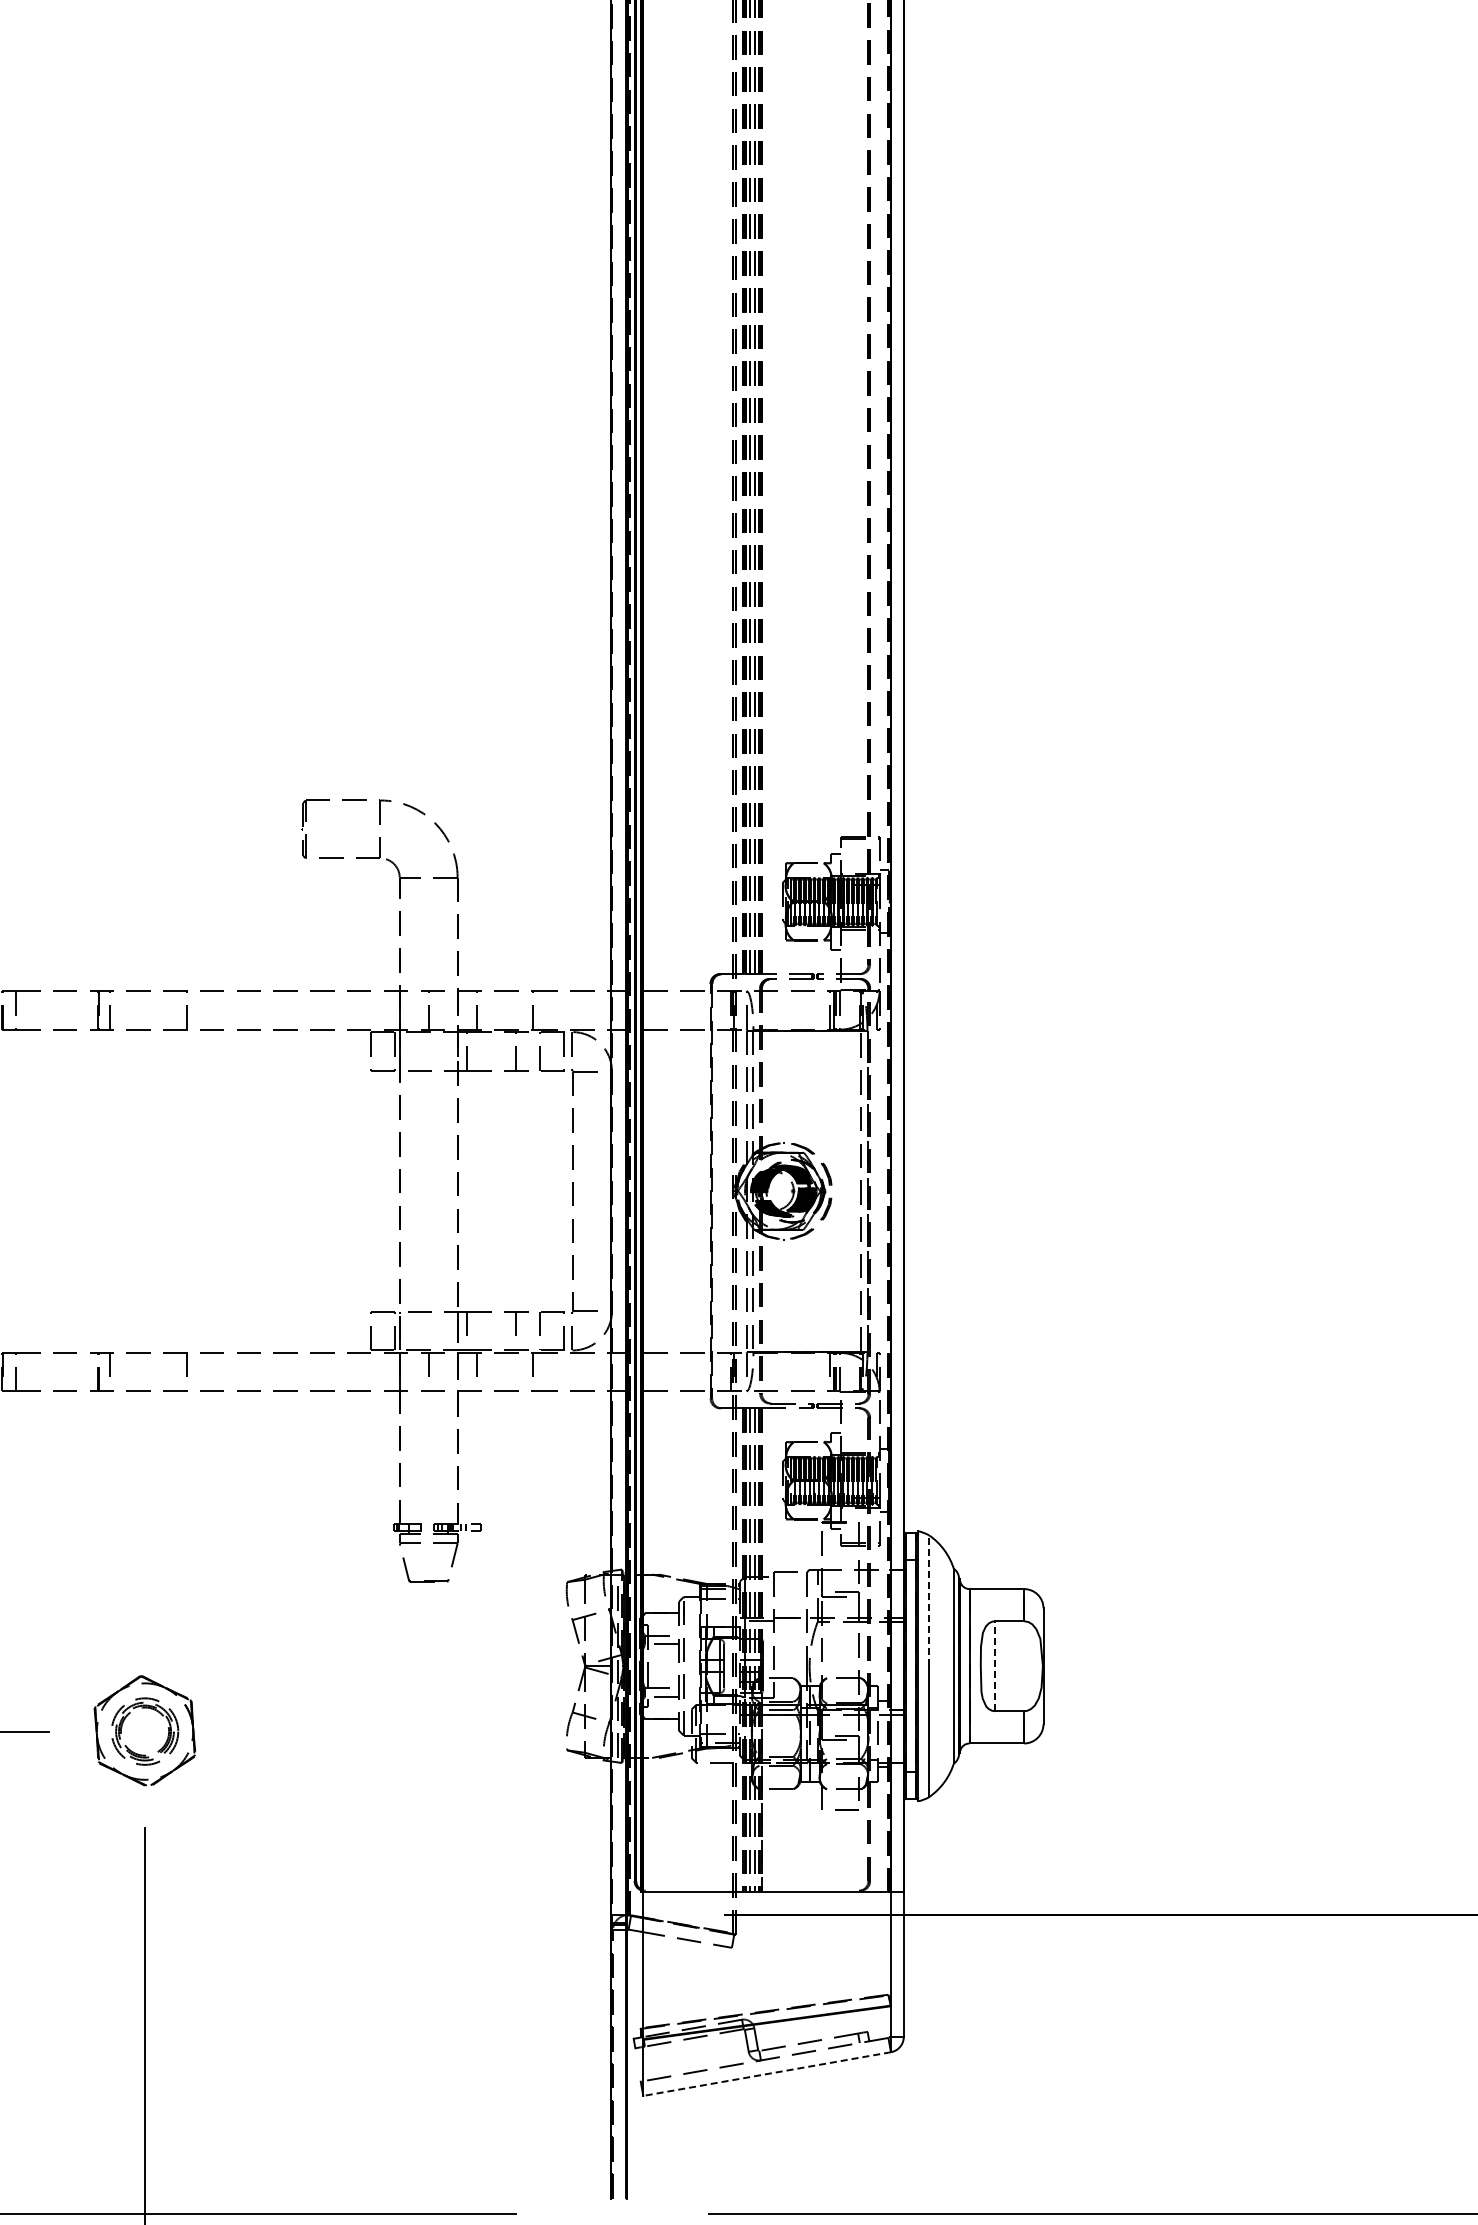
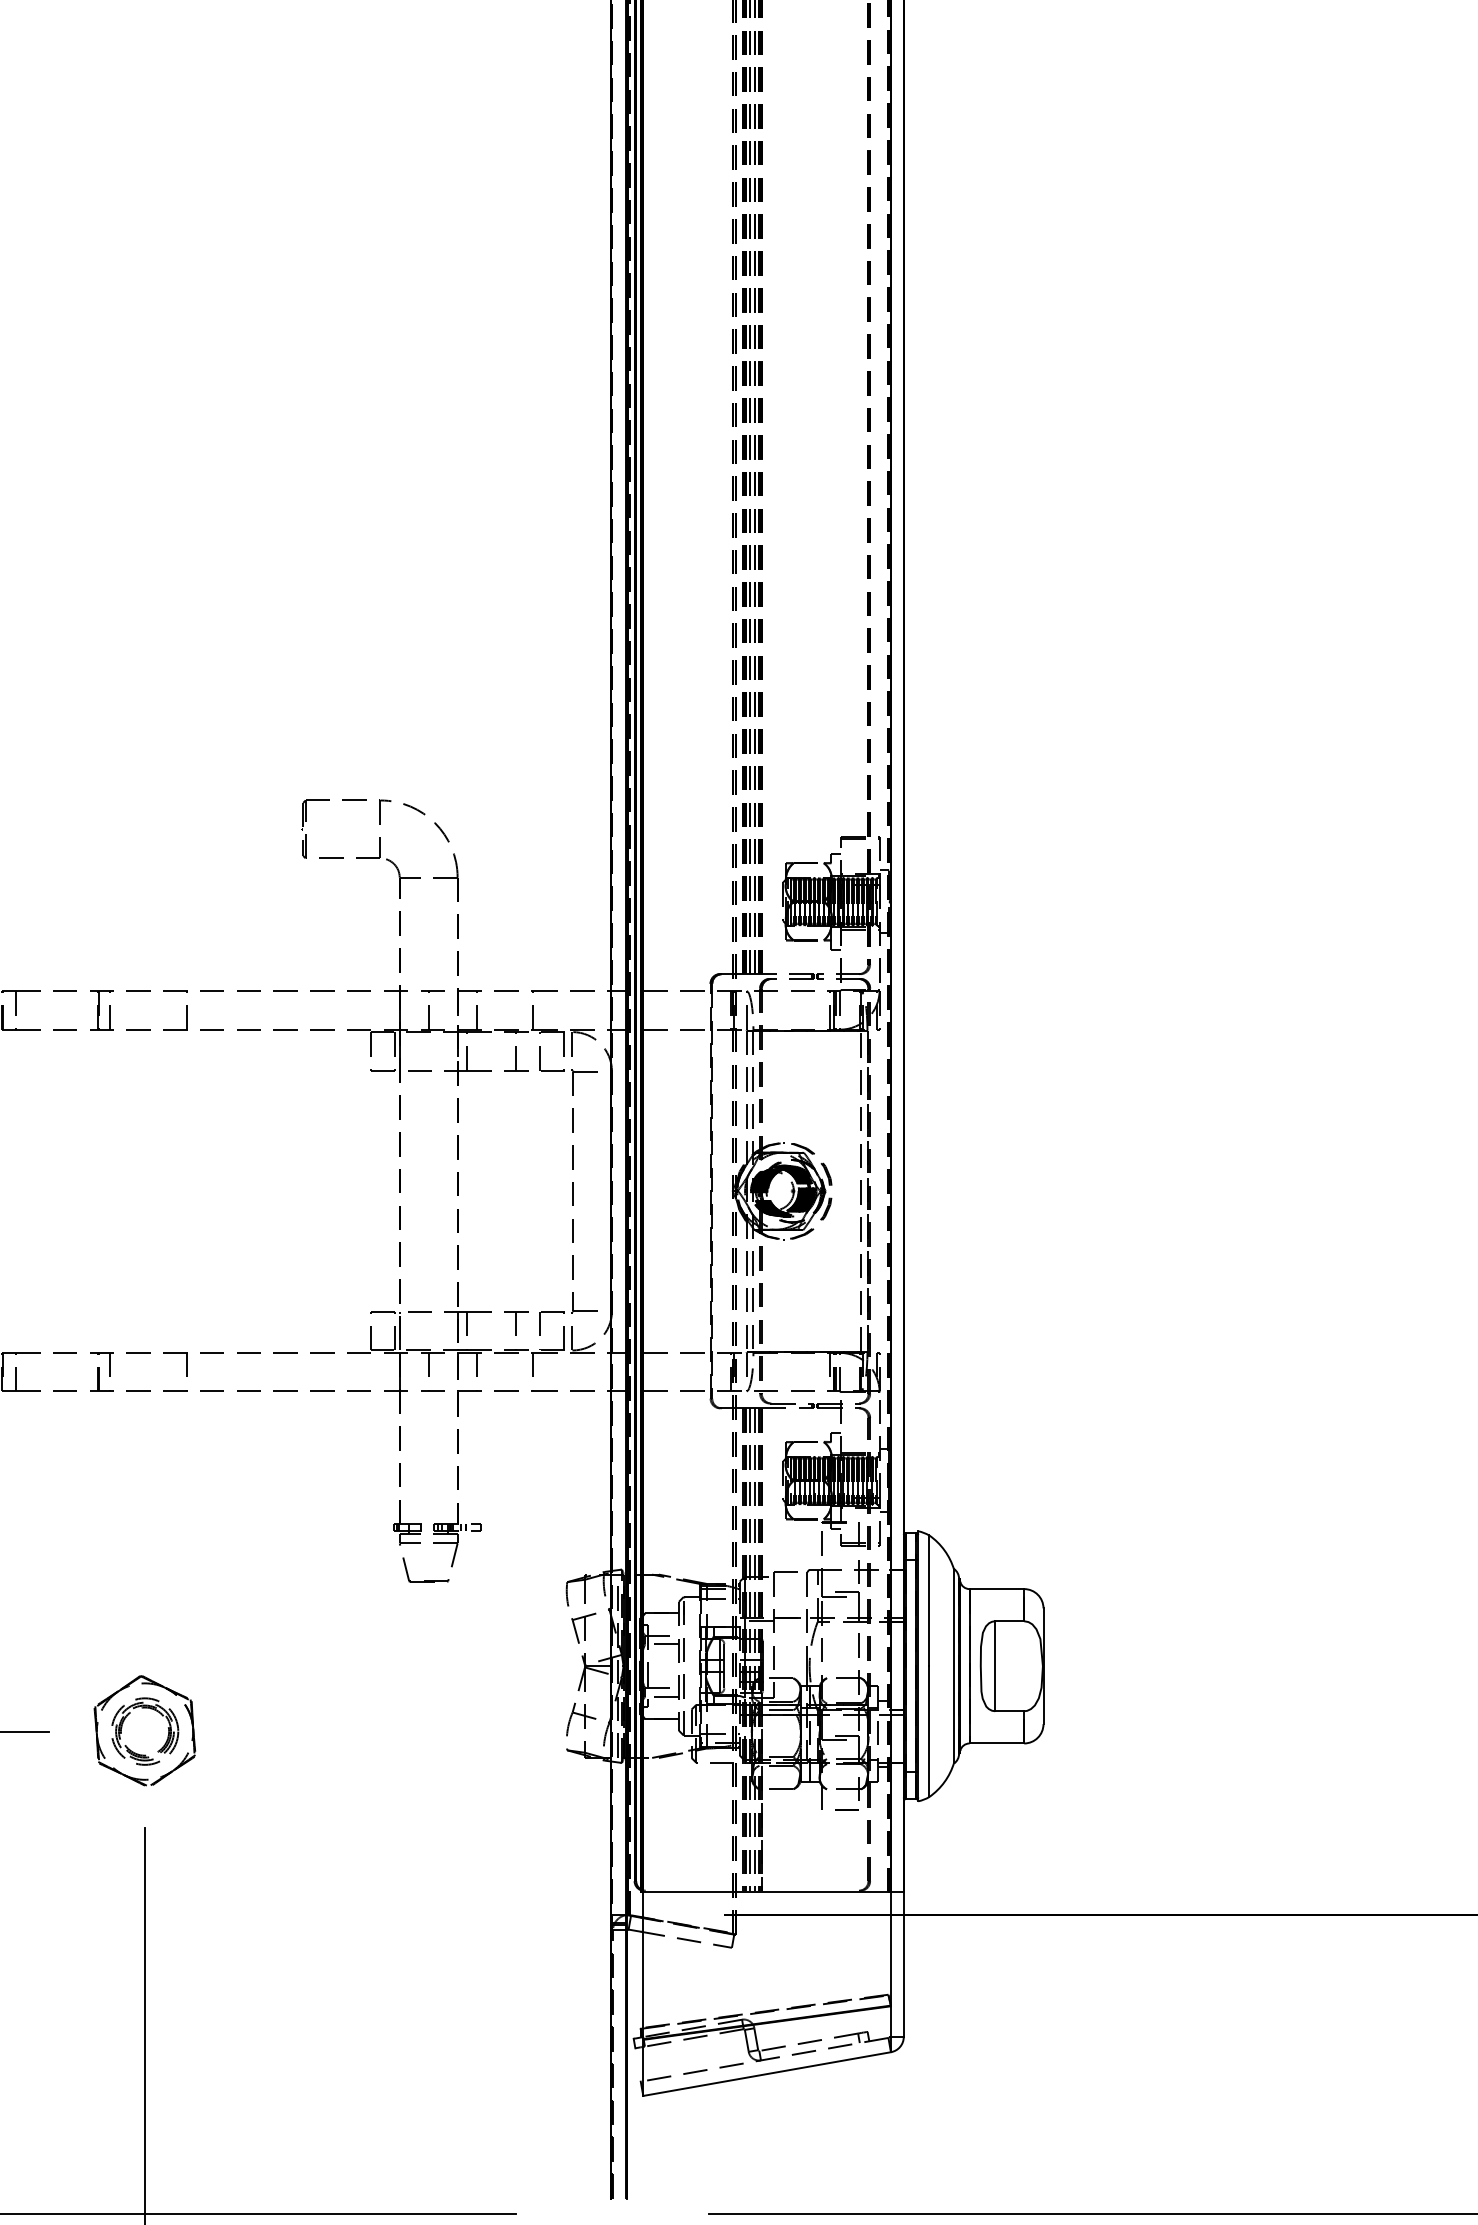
line: dashed -> solid (929, 1600)
line: dashed -> solid (995, 1665)
line: dashed -> solid (767, 2074)
